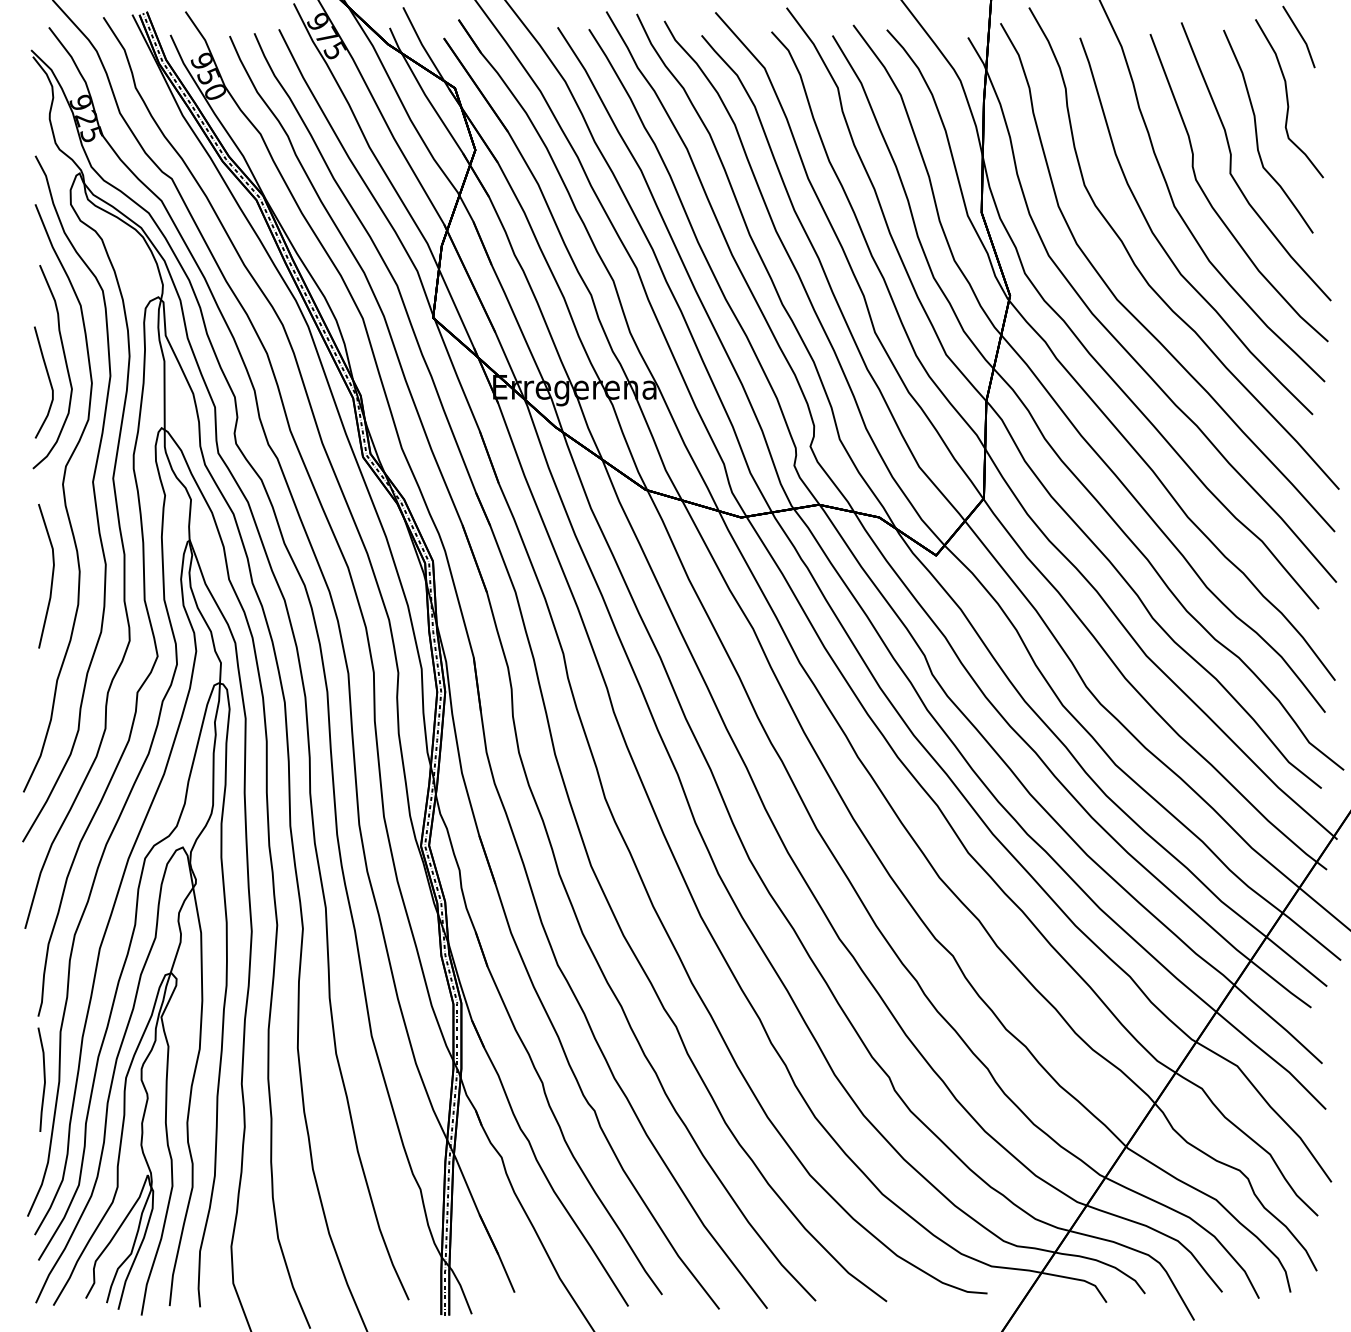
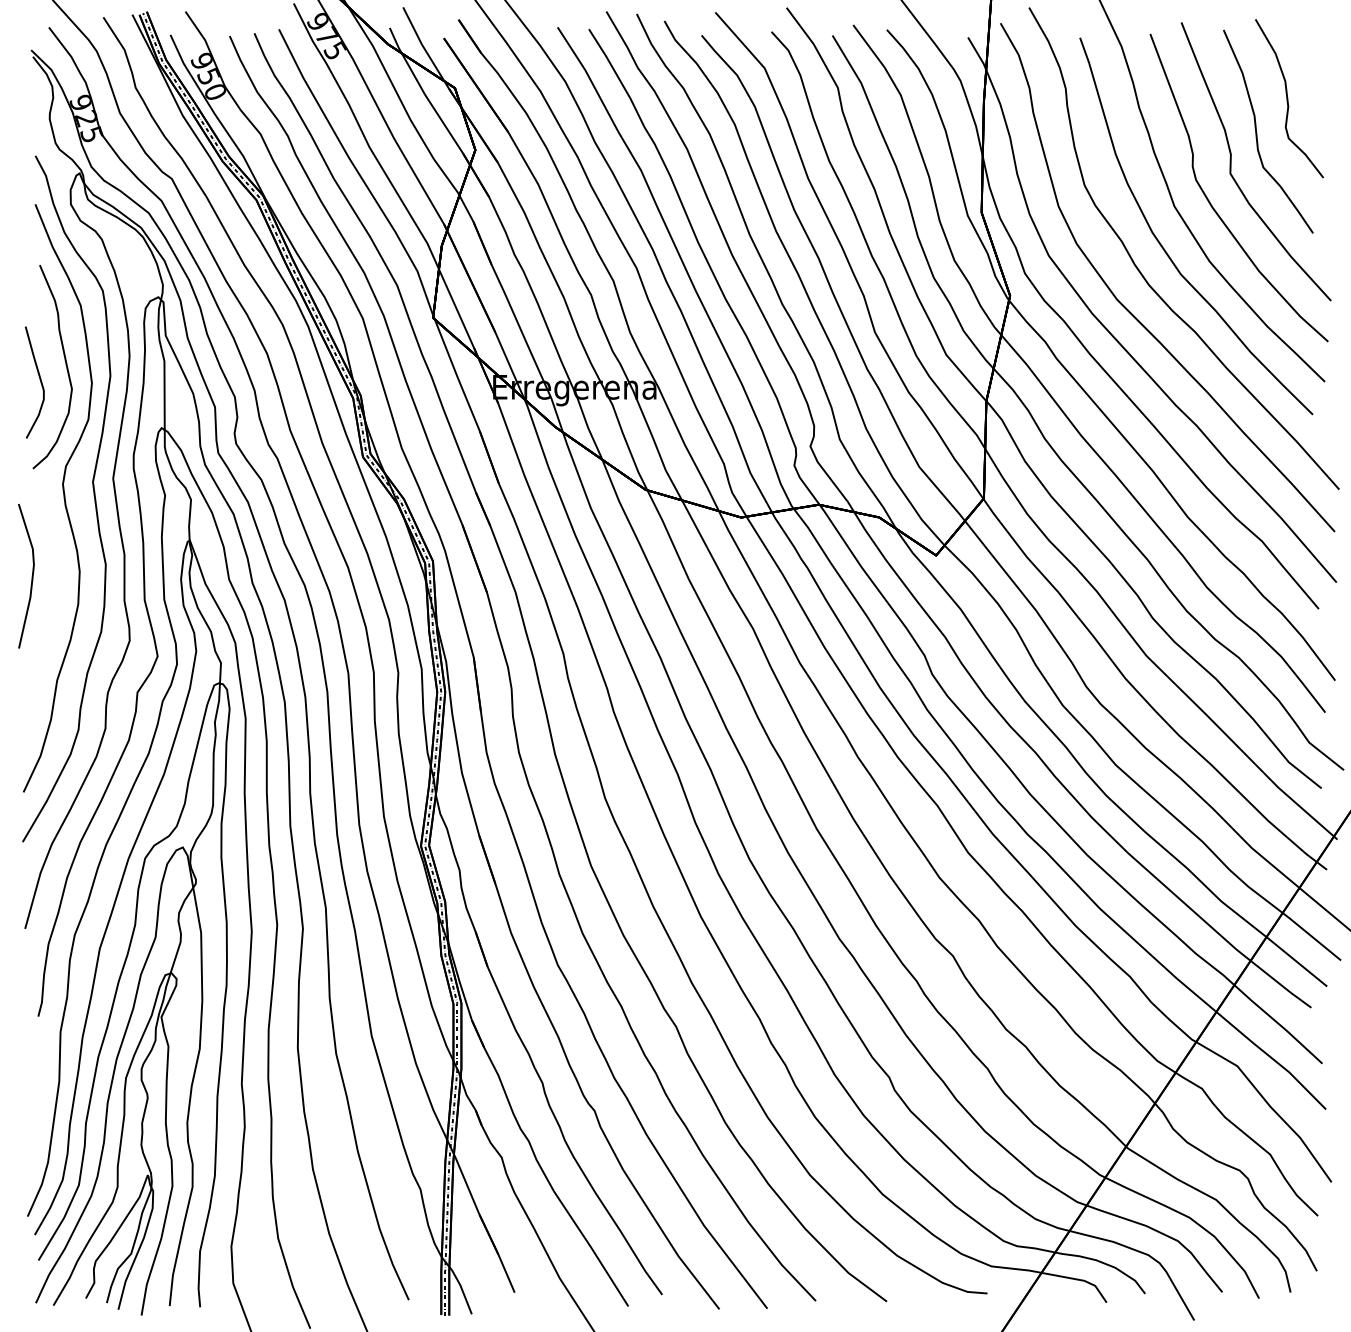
line: present -> none (1299, 35)
curve position: (48, 379) -> (39, 379) (39, 379)
line position: (51, 576) -> (31, 576) (31, 576)
line: present -> none (43, 1078)
